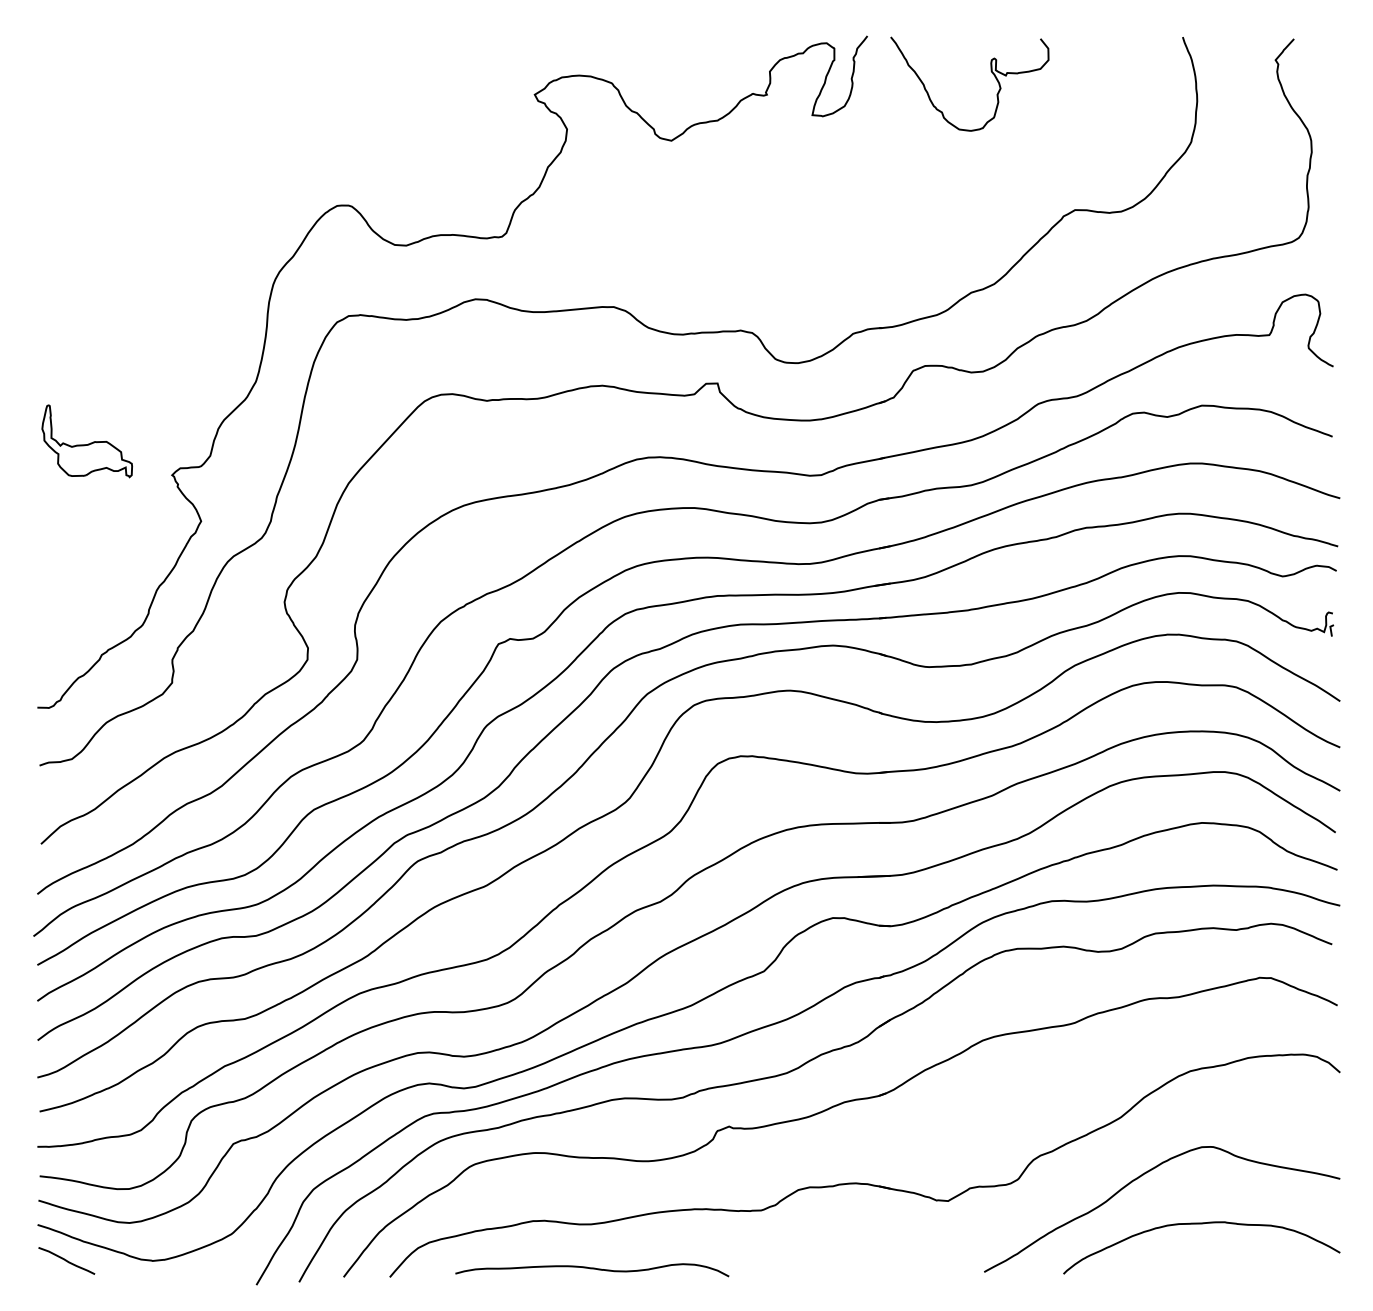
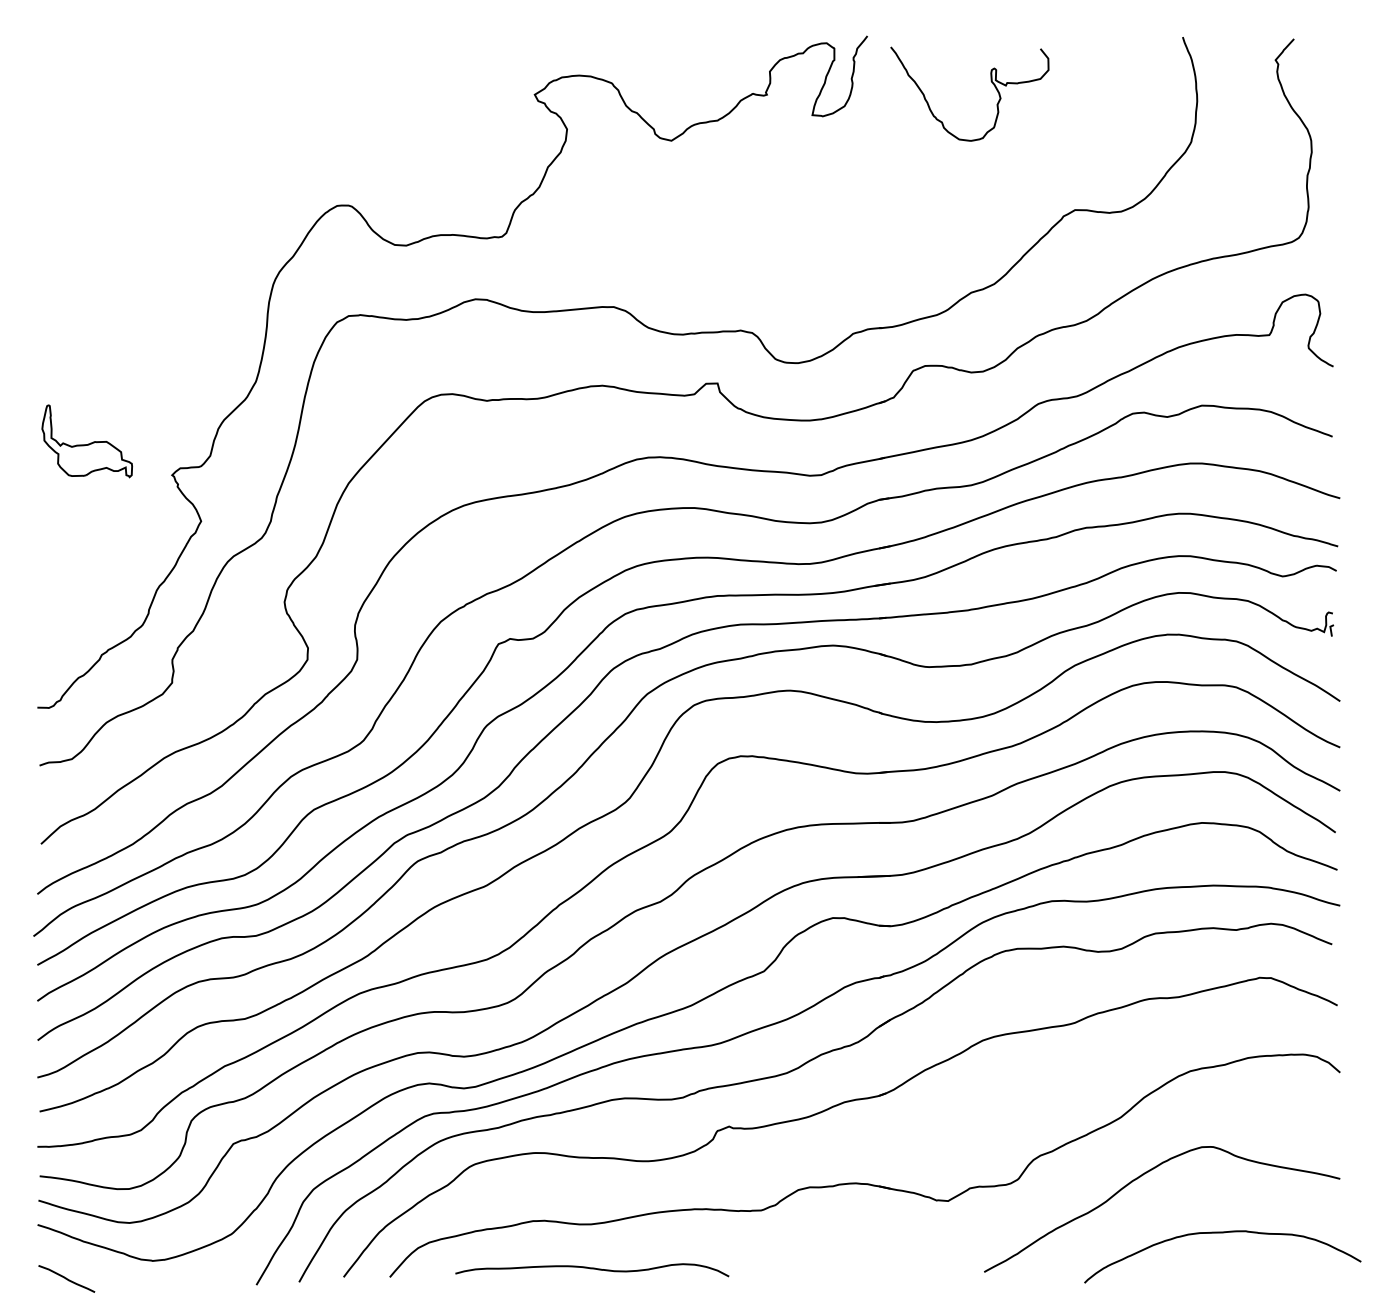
curve position: (990, 71) -> (990, 81) (990, 81)
curve position: (1201, 1224) -> (1222, 1233) (1222, 1233)
curve position: (66, 1260) -> (66, 1278) (66, 1278)
